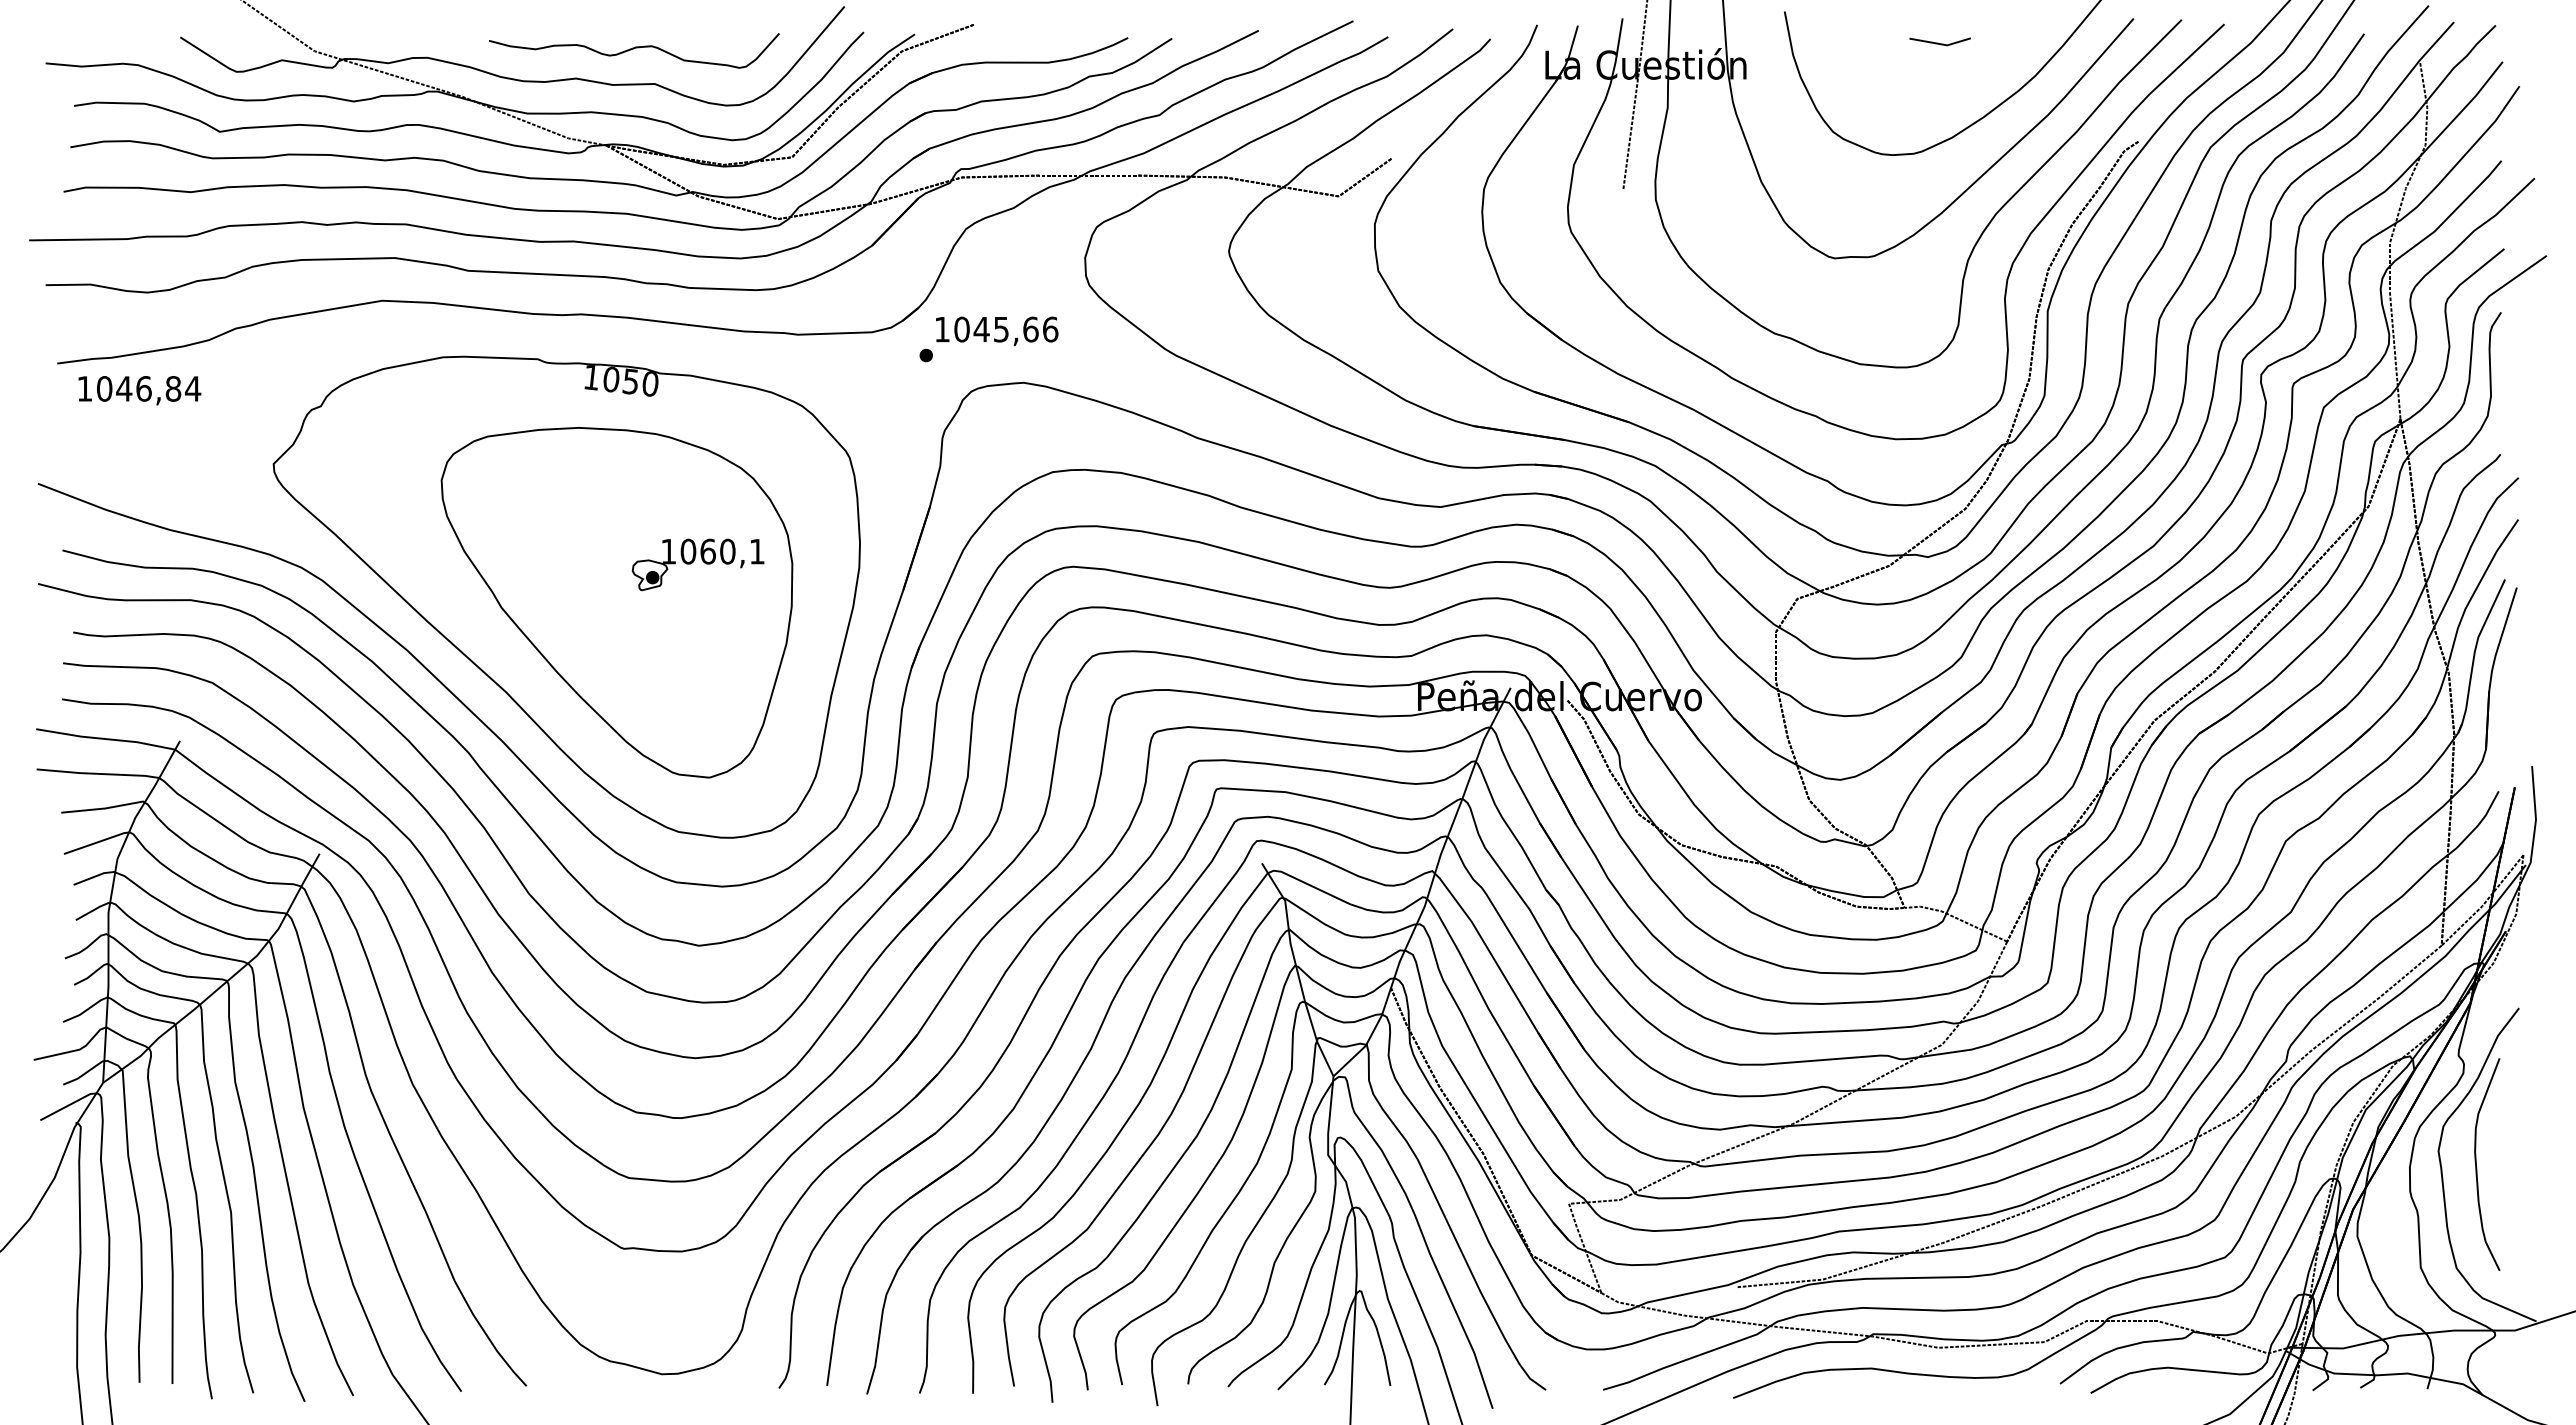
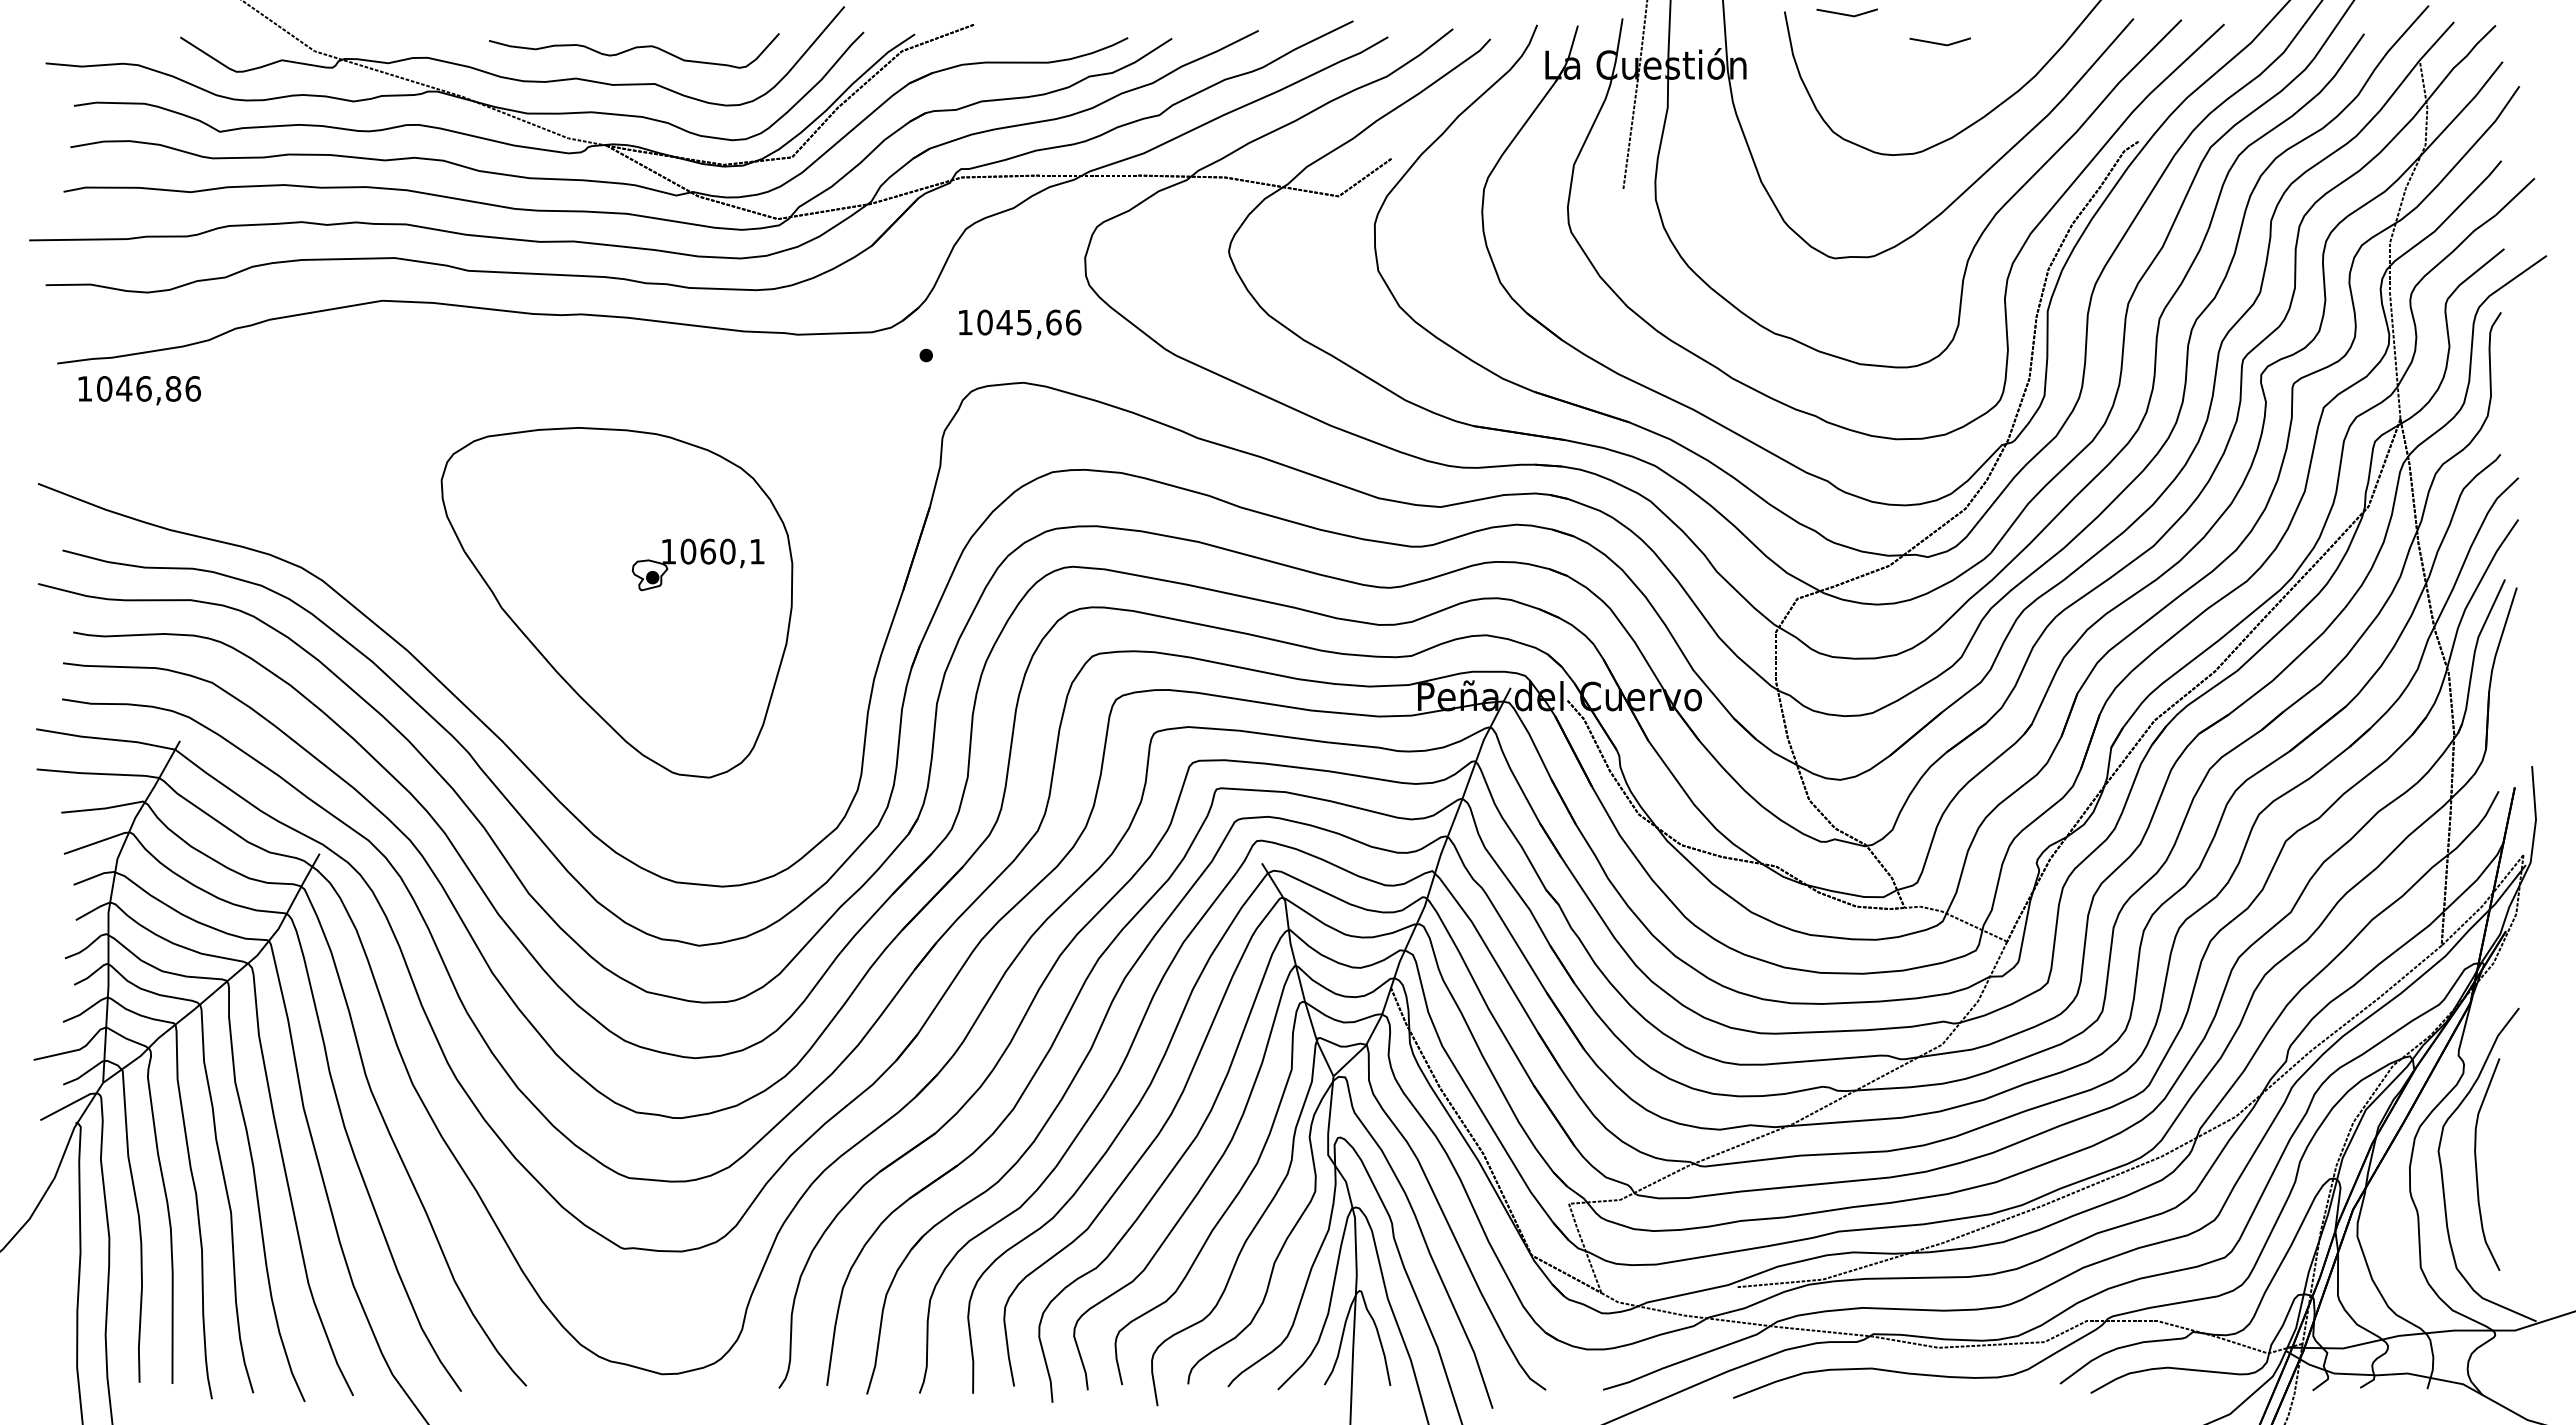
line: none -> present (1845, 13)
text position: (997, 330) -> (1020, 323) (1020, 323)
text: 1046,84 -> 1046,86 (192, 388)
part: present -> none (566, 596)
